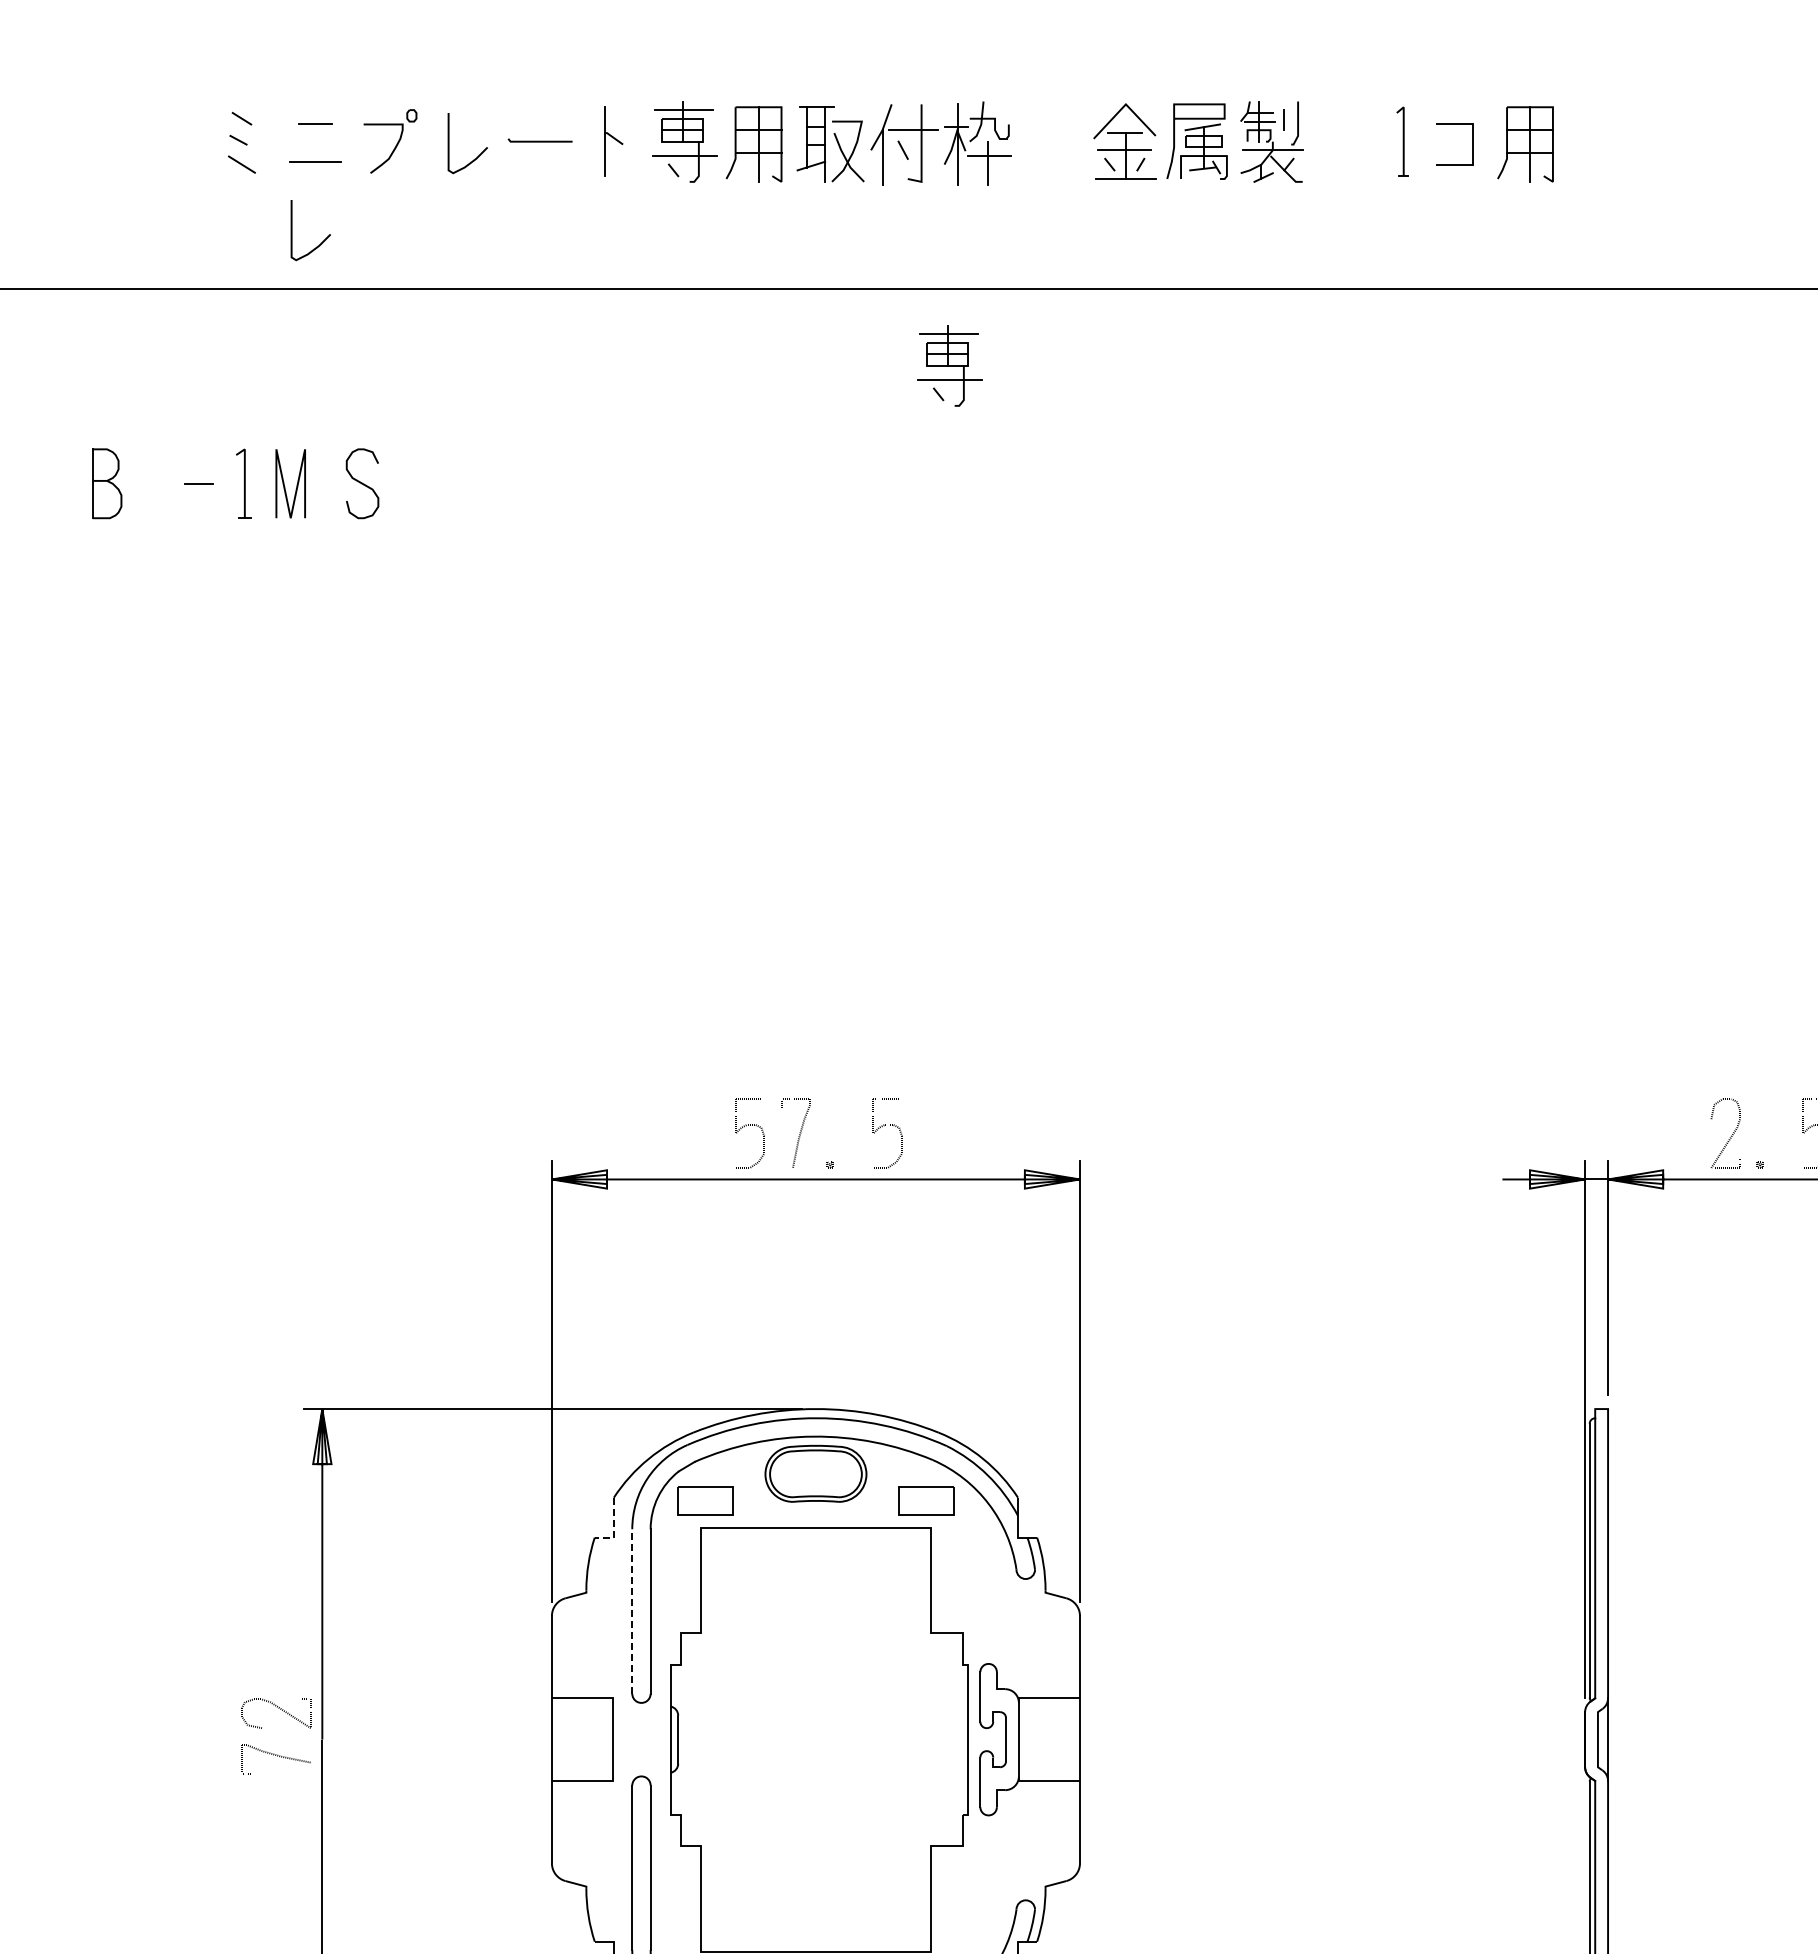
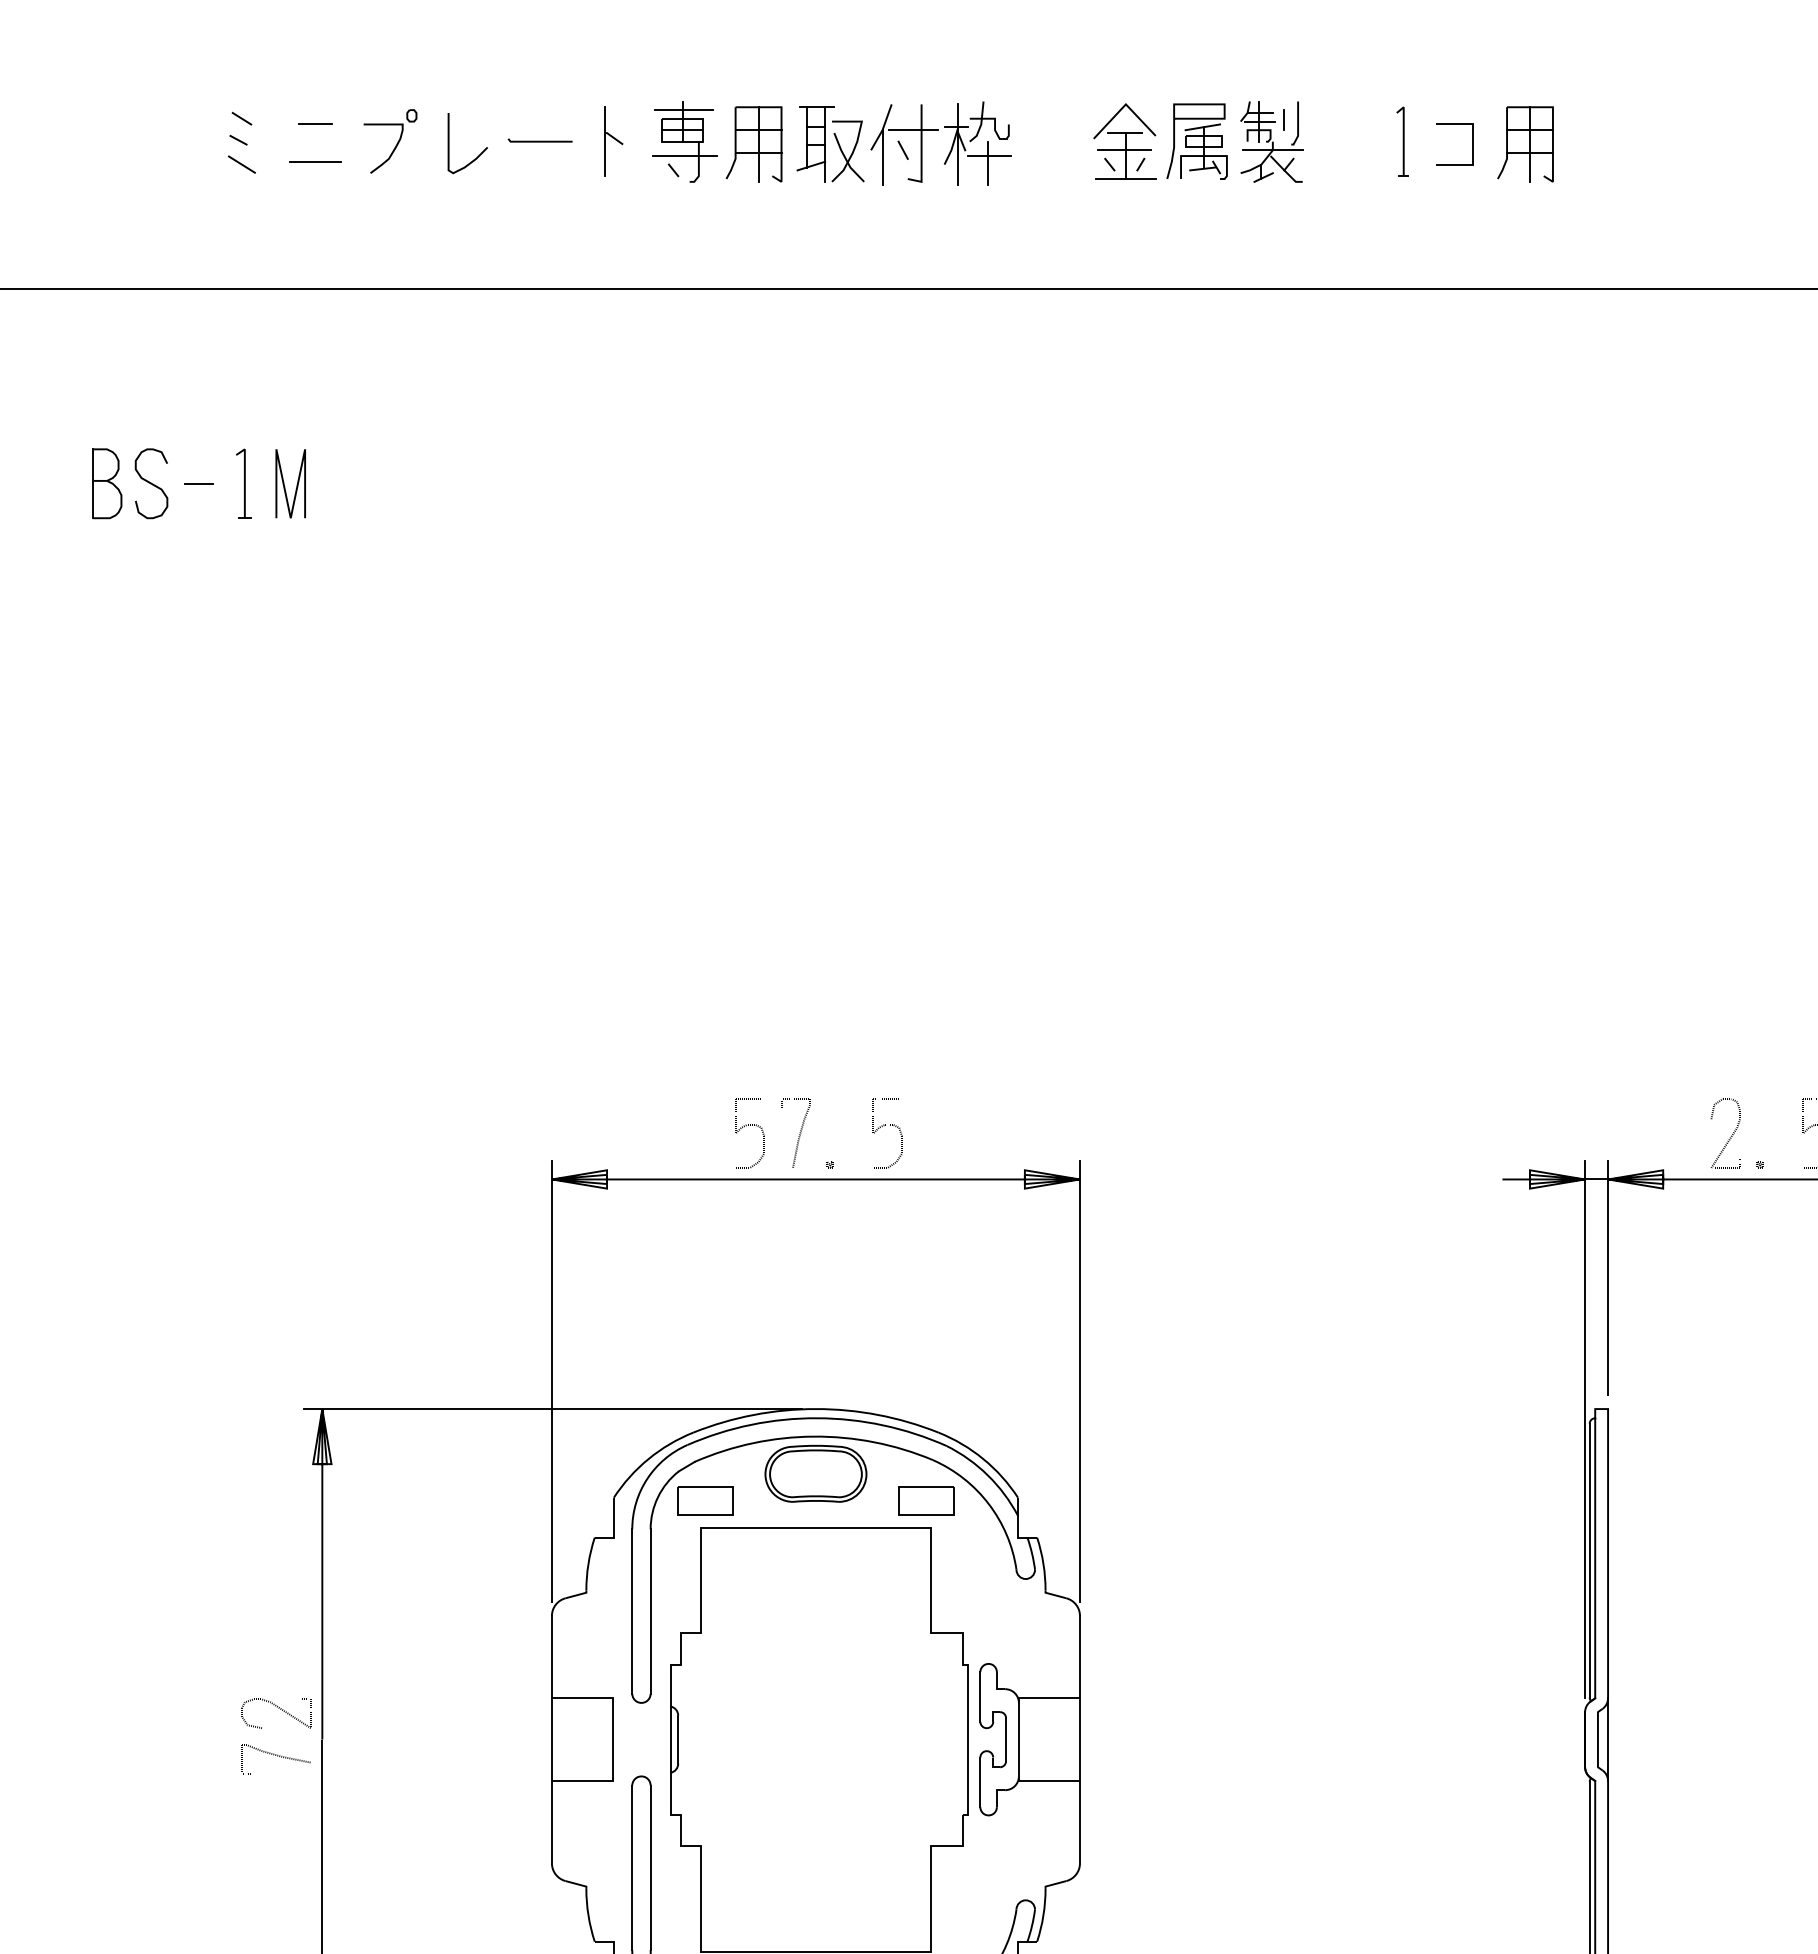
curve: present -> none (322, 241)
part: present -> none (949, 365)
curve position: (362, 483) -> (151, 483) (151, 483)
line: dashed -> solid (613, 1528)
line: dashed -> solid (632, 1611)
